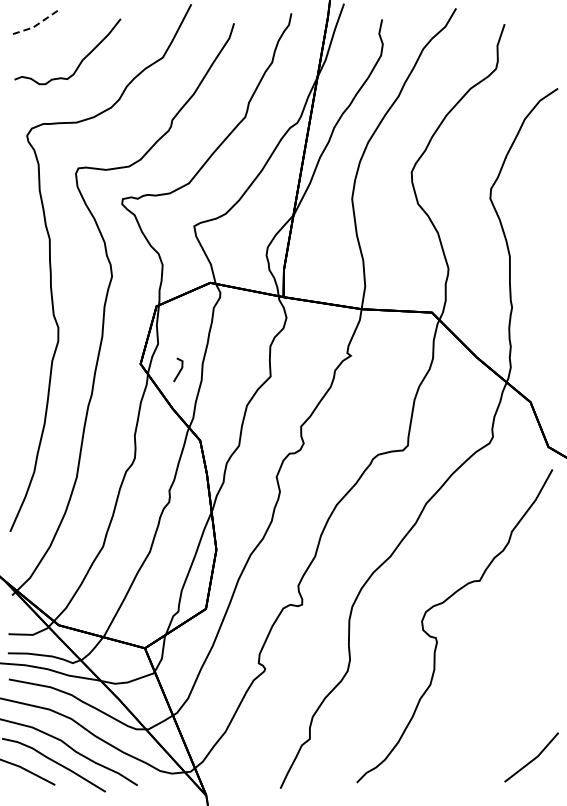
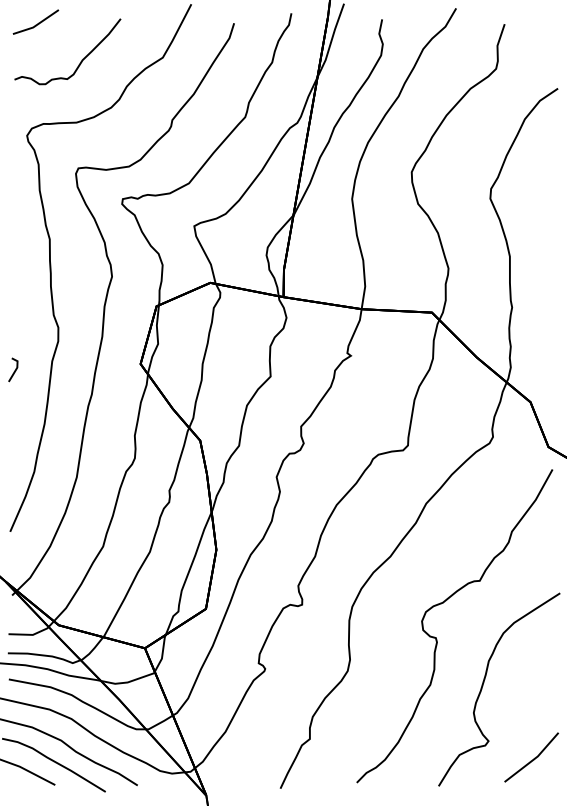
line: dashed -> solid (37, 24)
line position: (179, 370) -> (14, 370) (14, 370)
curve: none -> present (483, 686)
